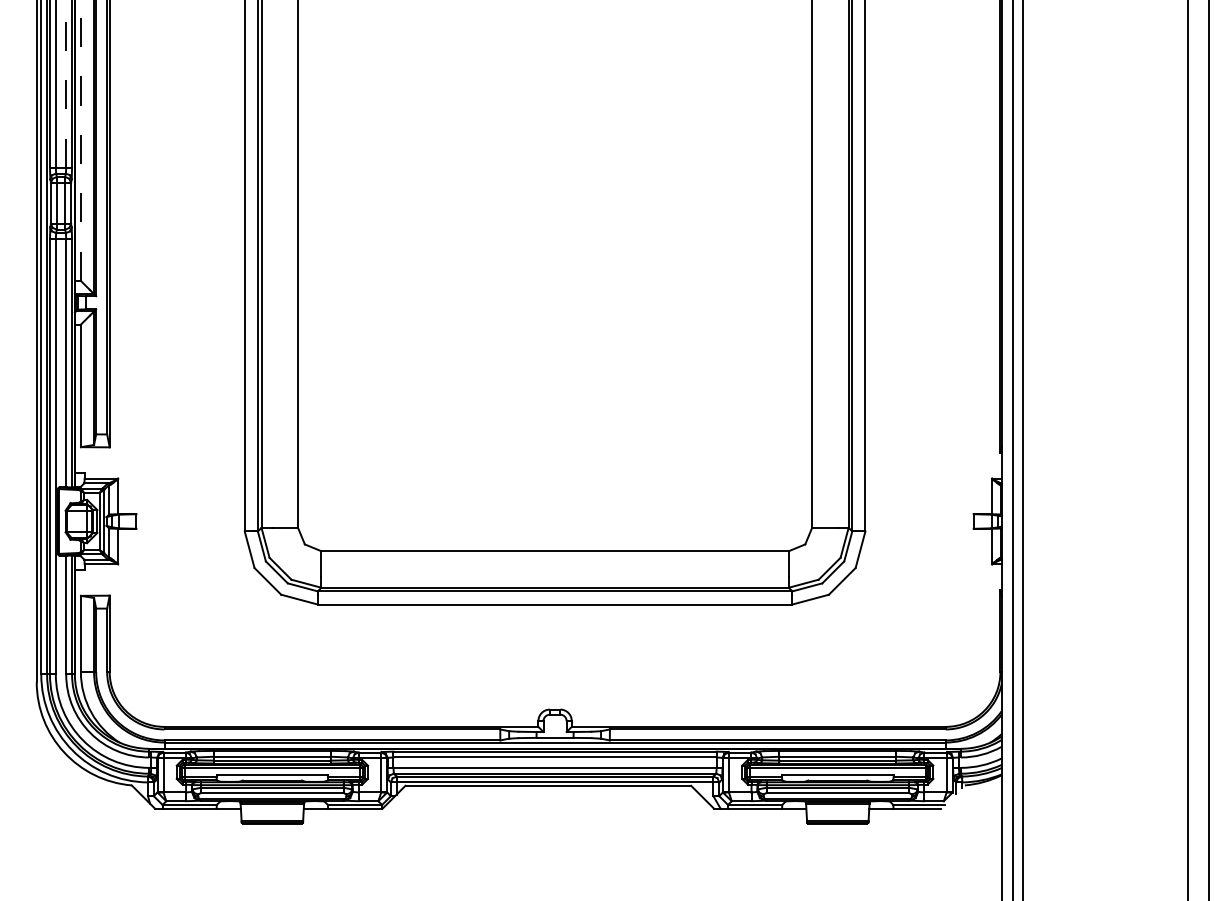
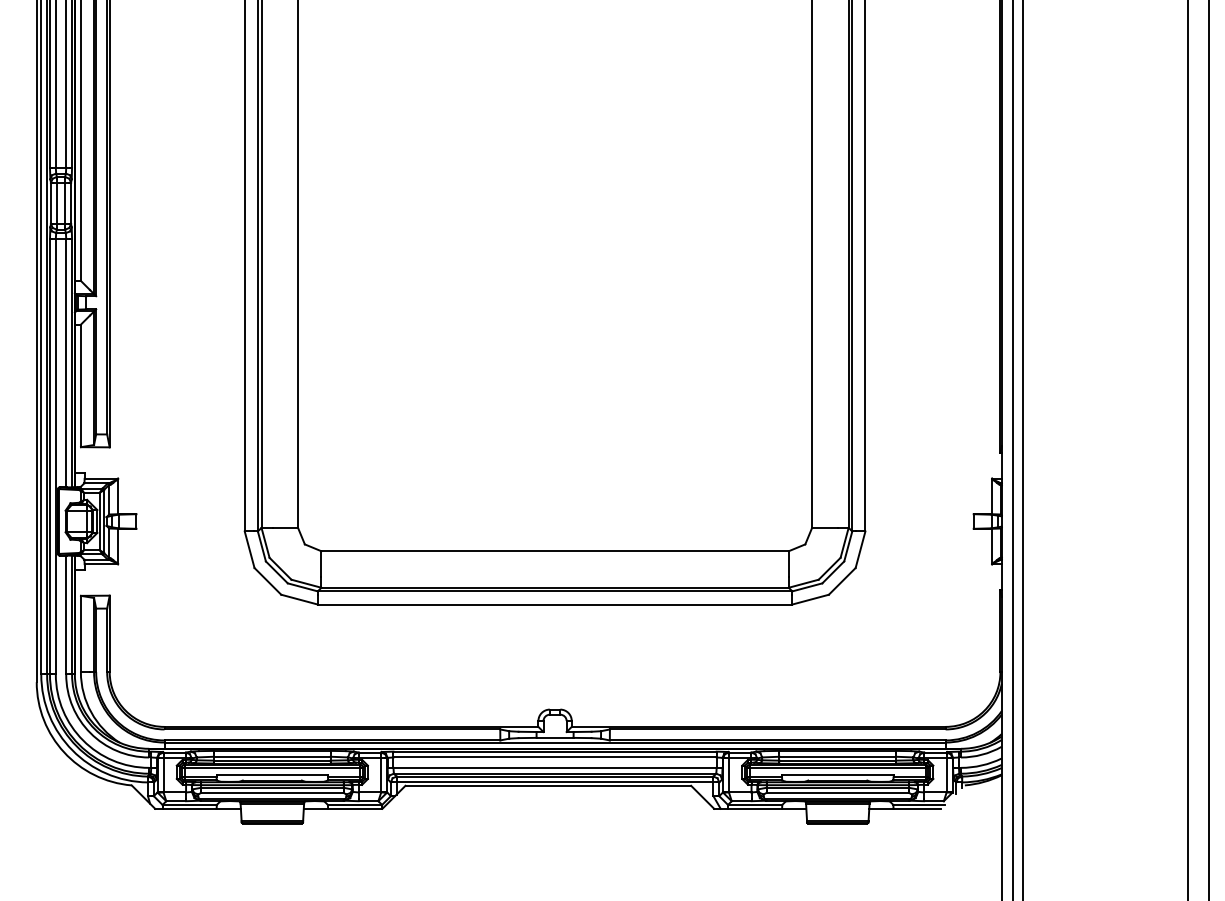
line: dashed -> solid (66, 84)
line: dashed -> solid (80, 140)
